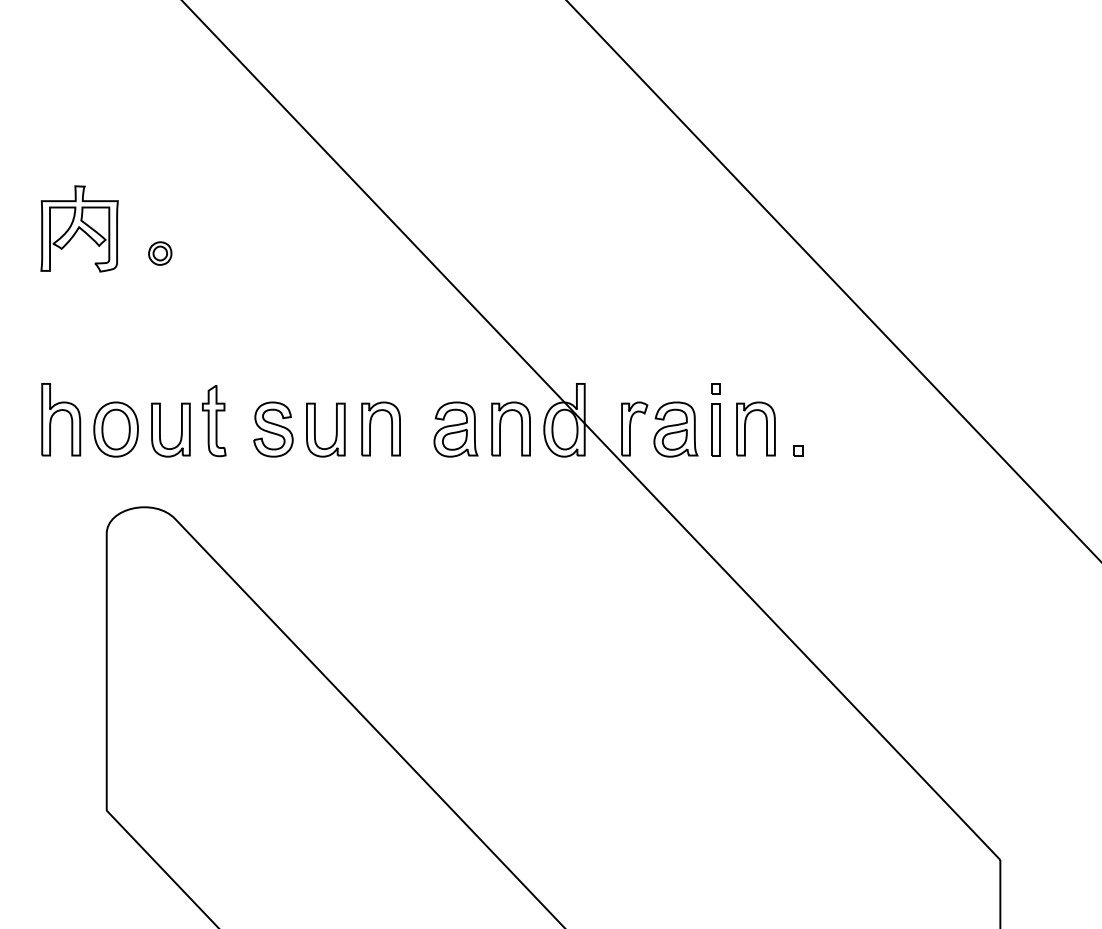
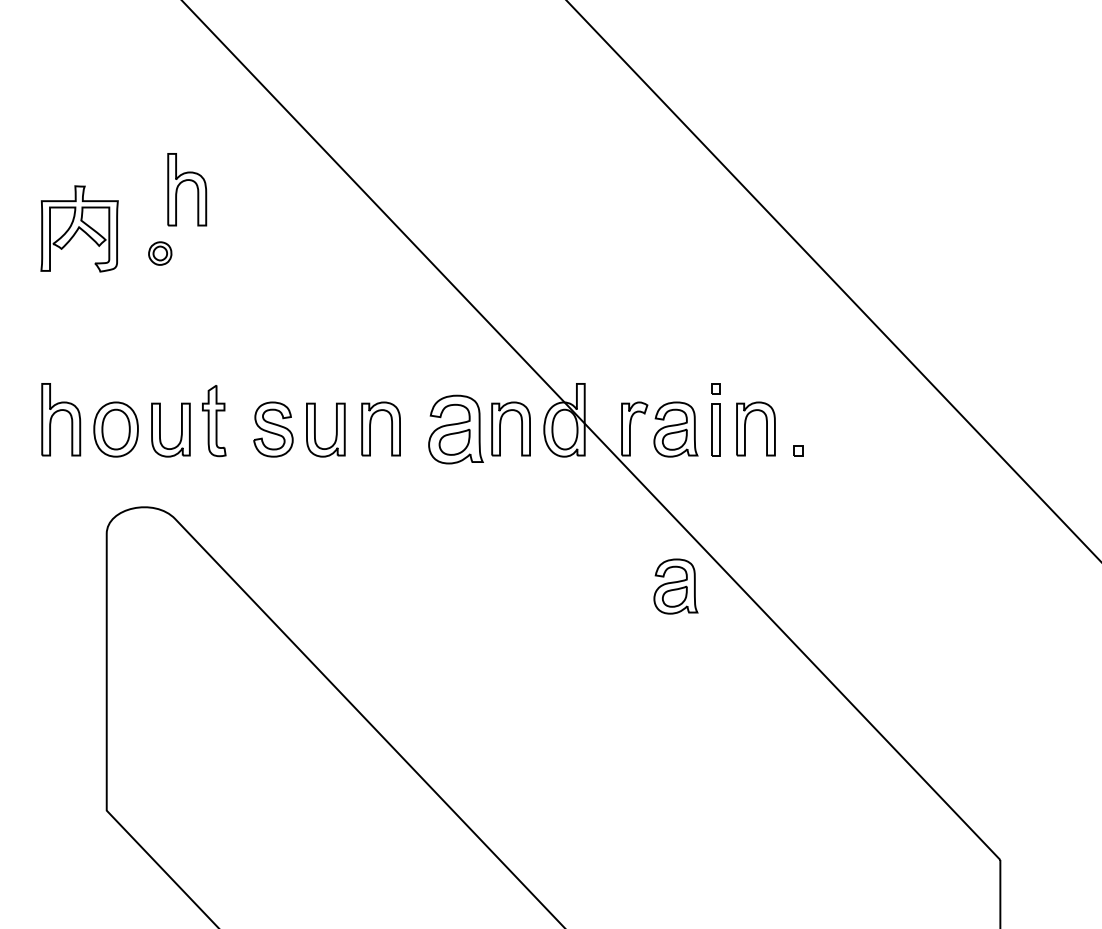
part: none -> present (186, 181)
part size: 46x57 px -> 56x71 px (455, 429)
part: none -> present (675, 586)
